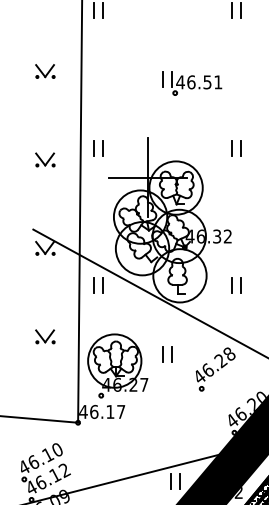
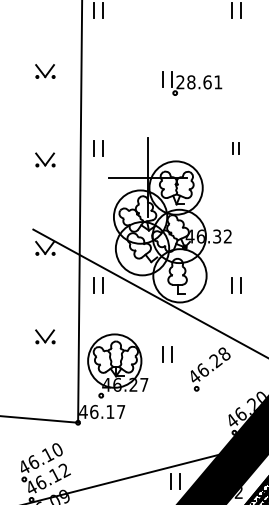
text: 46.51 -> 28.61 (193, 82)
part size: 11x17 px -> 8x13 px (235, 148)
part position: (215, 369) -> (210, 369) (210, 369)
